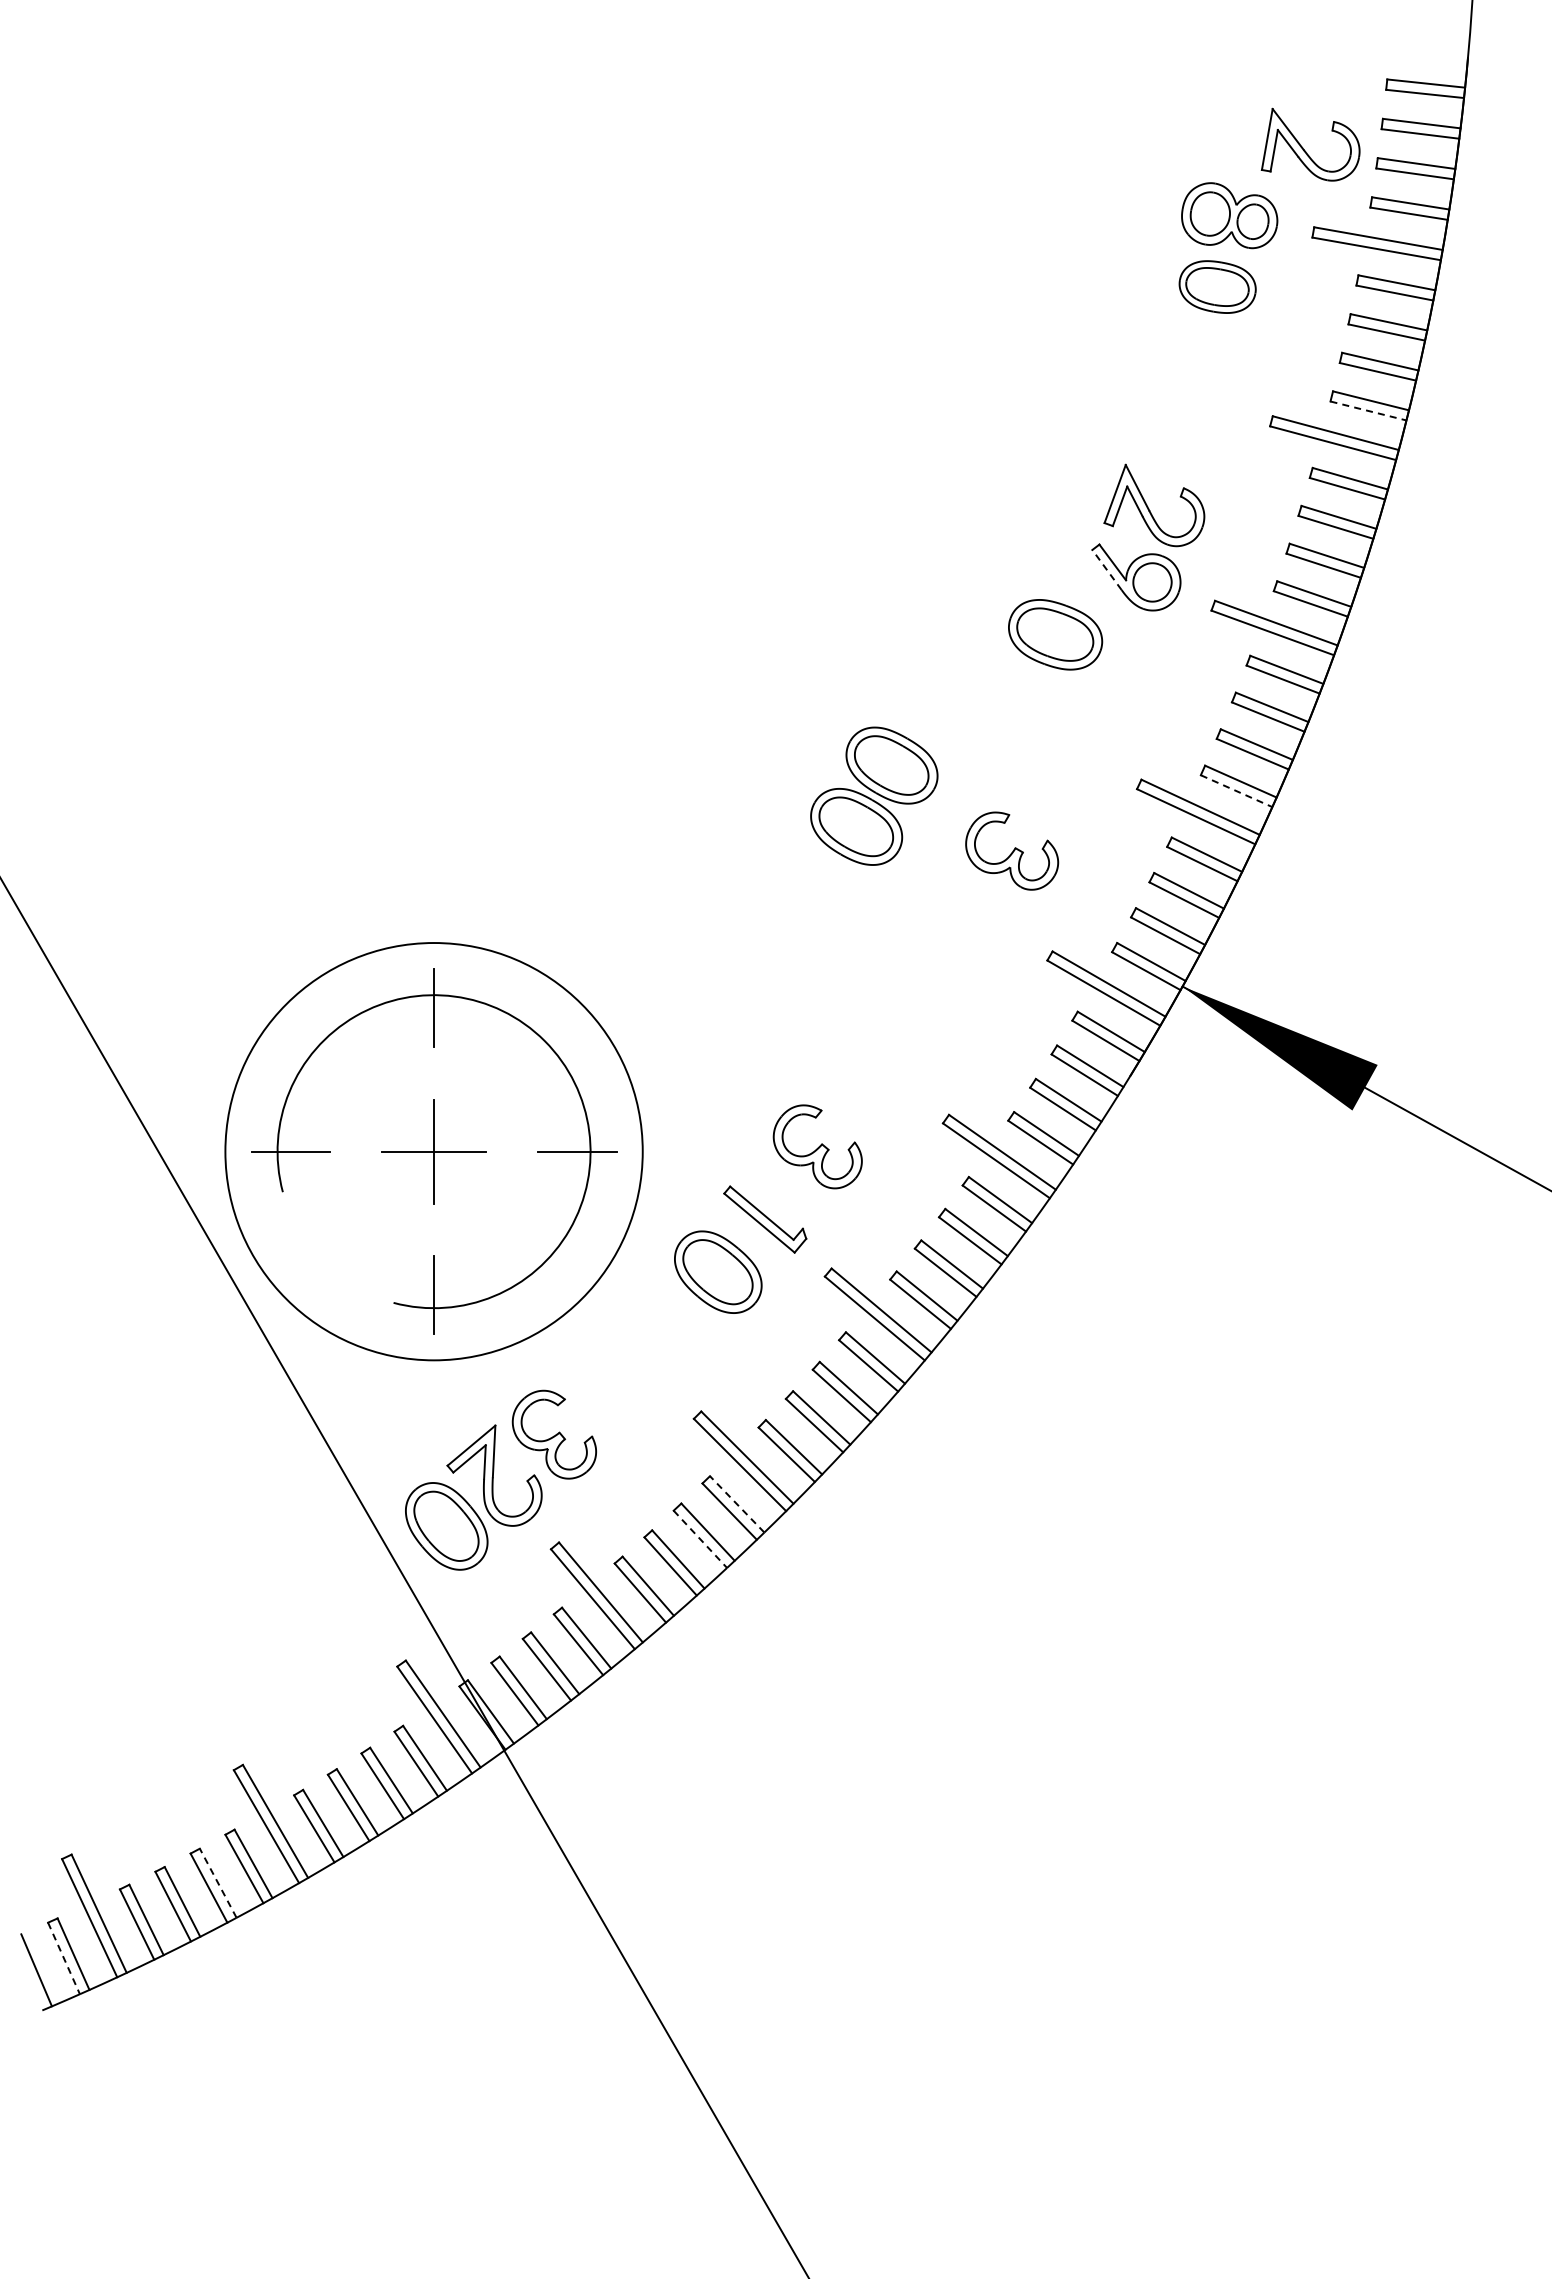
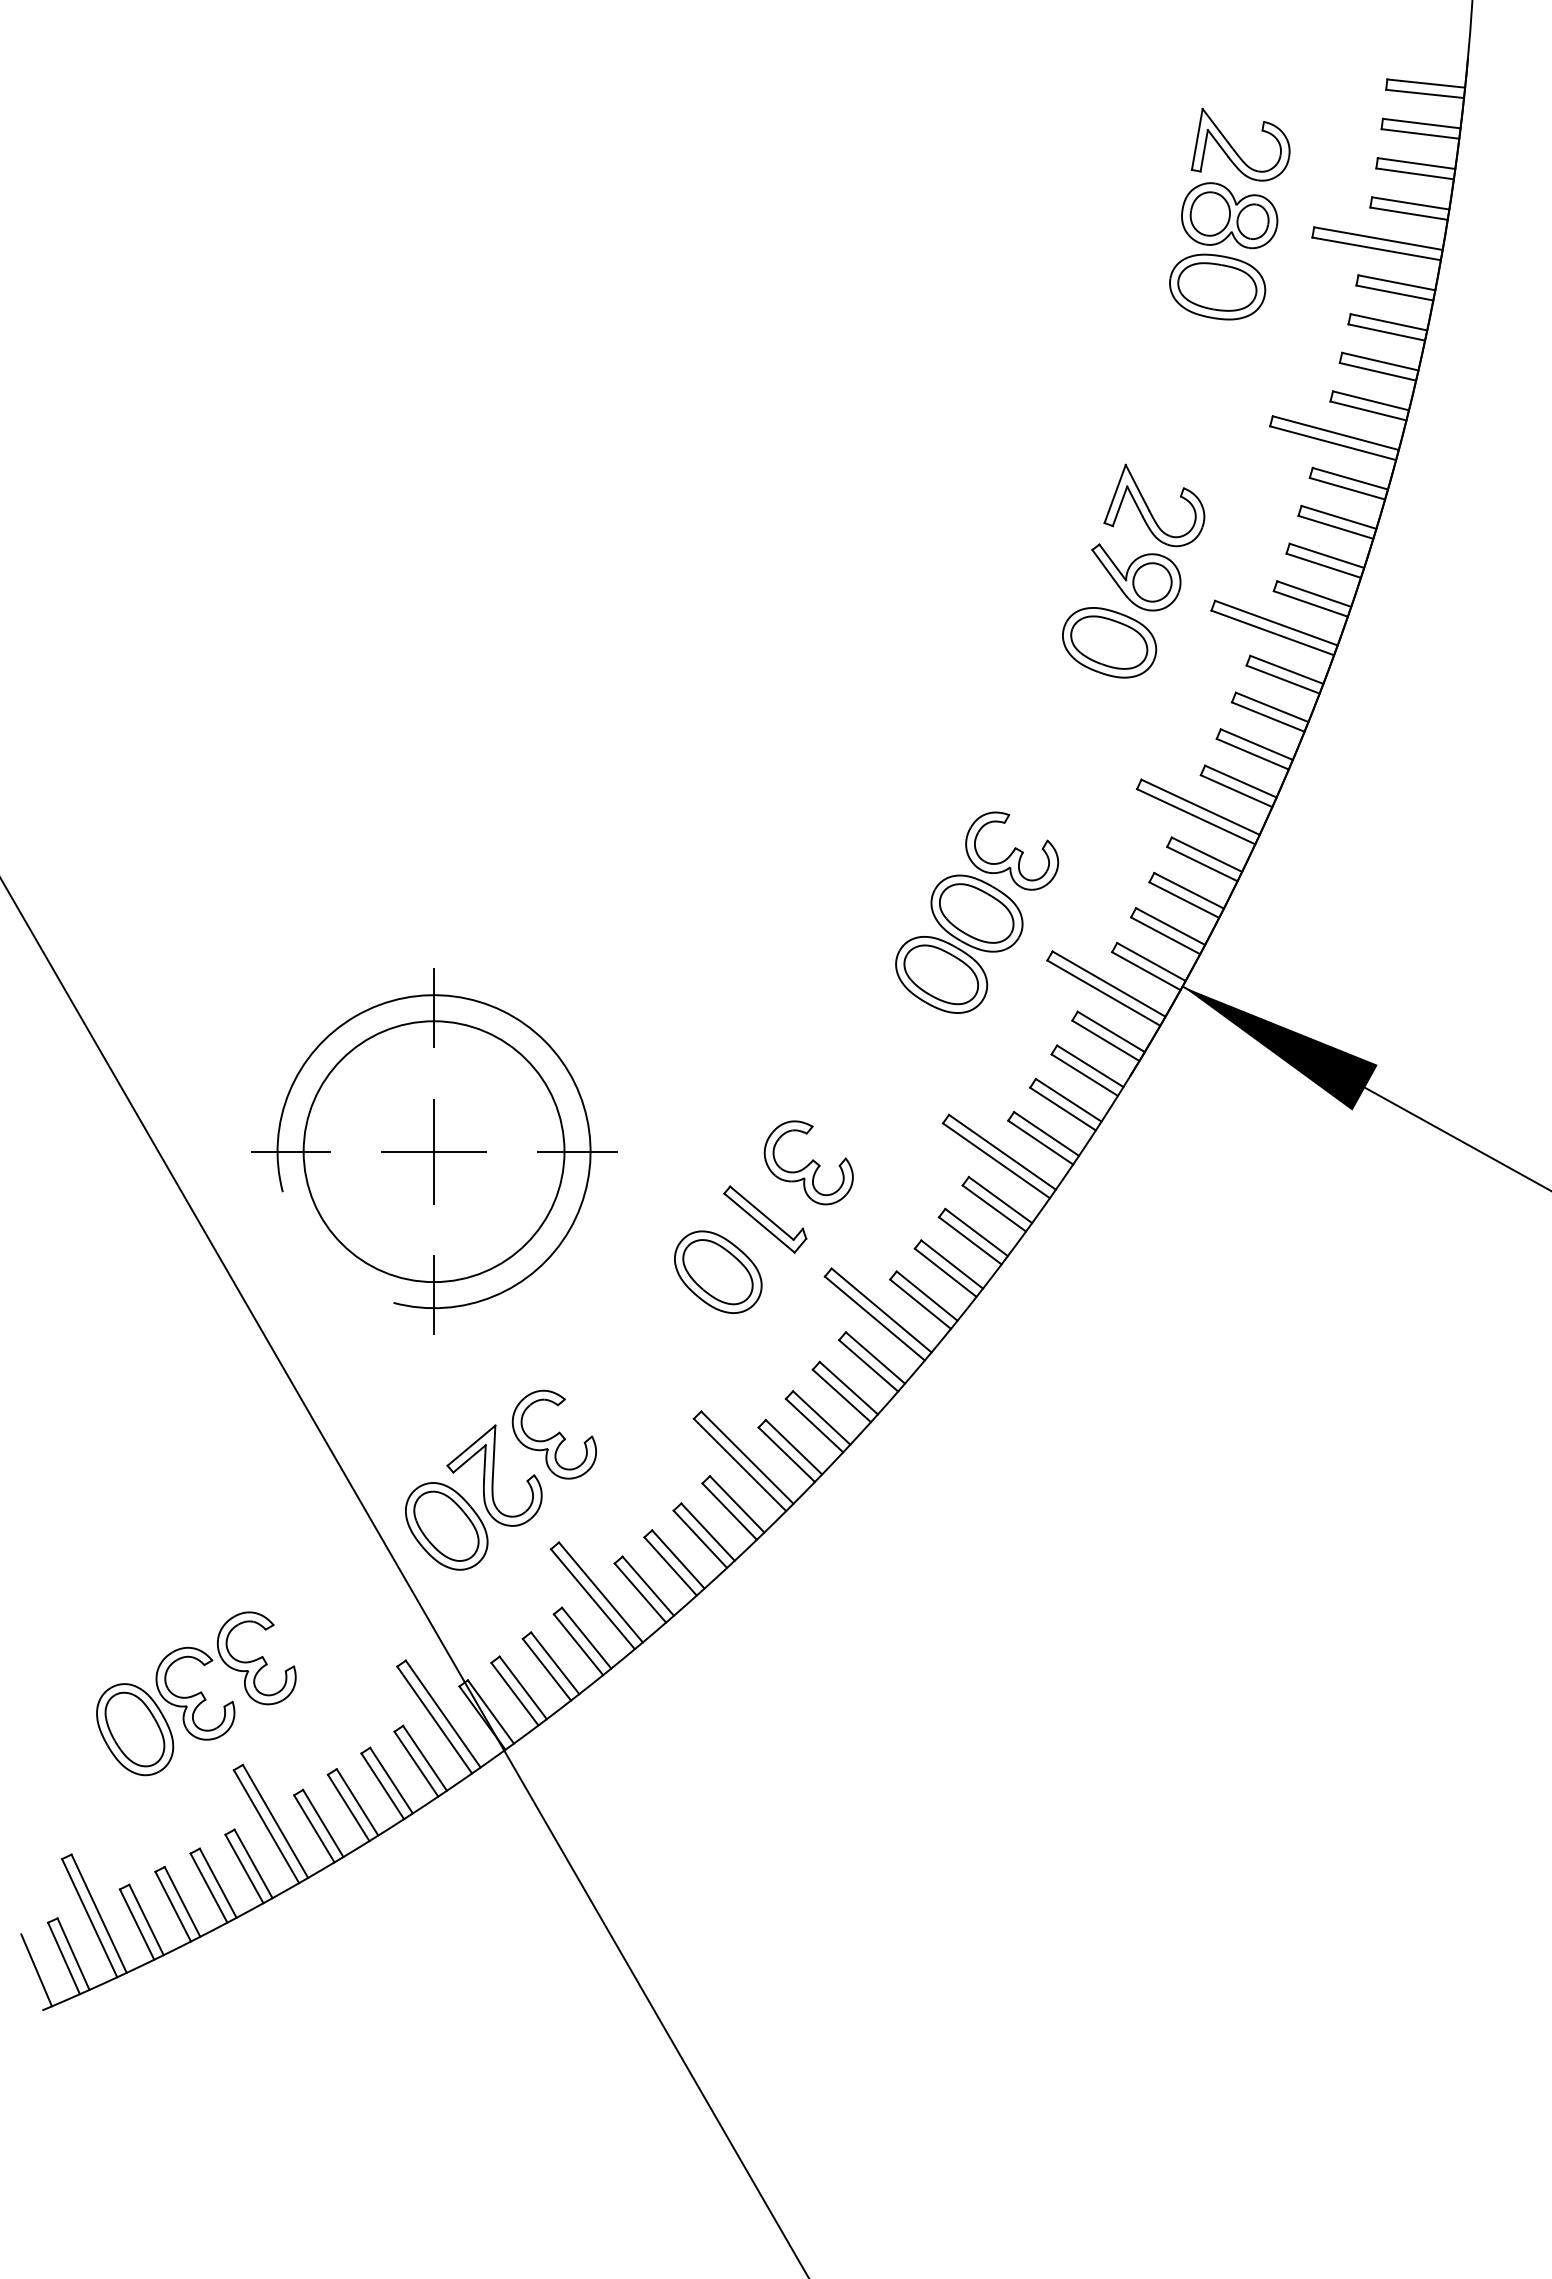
part position: (1303, 147) -> (1233, 147) (1233, 147)
part size: 79x54 px -> 98x68 px (1217, 286)
line: dashed -> solid (1368, 411)
line: dashed -> solid (1107, 569)
part position: (1055, 634) -> (1109, 642) (1109, 642)
line: dashed -> solid (1237, 791)
part position: (874, 795) -> (959, 943) (959, 943)
part position: (817, 1146) -> (808, 1162) (808, 1162)
circle diameter: 417 px -> 261 px (433, 1151)
line: dashed -> solid (736, 1504)
line: dashed -> solid (700, 1539)
part: none -> present (196, 1693)
line: dashed -> solid (217, 1882)
line: dashed -> solid (64, 1958)
